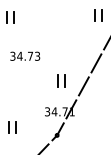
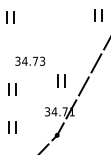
text position: (25, 55) -> (30, 60) (30, 60)
part: none -> present (12, 89)
